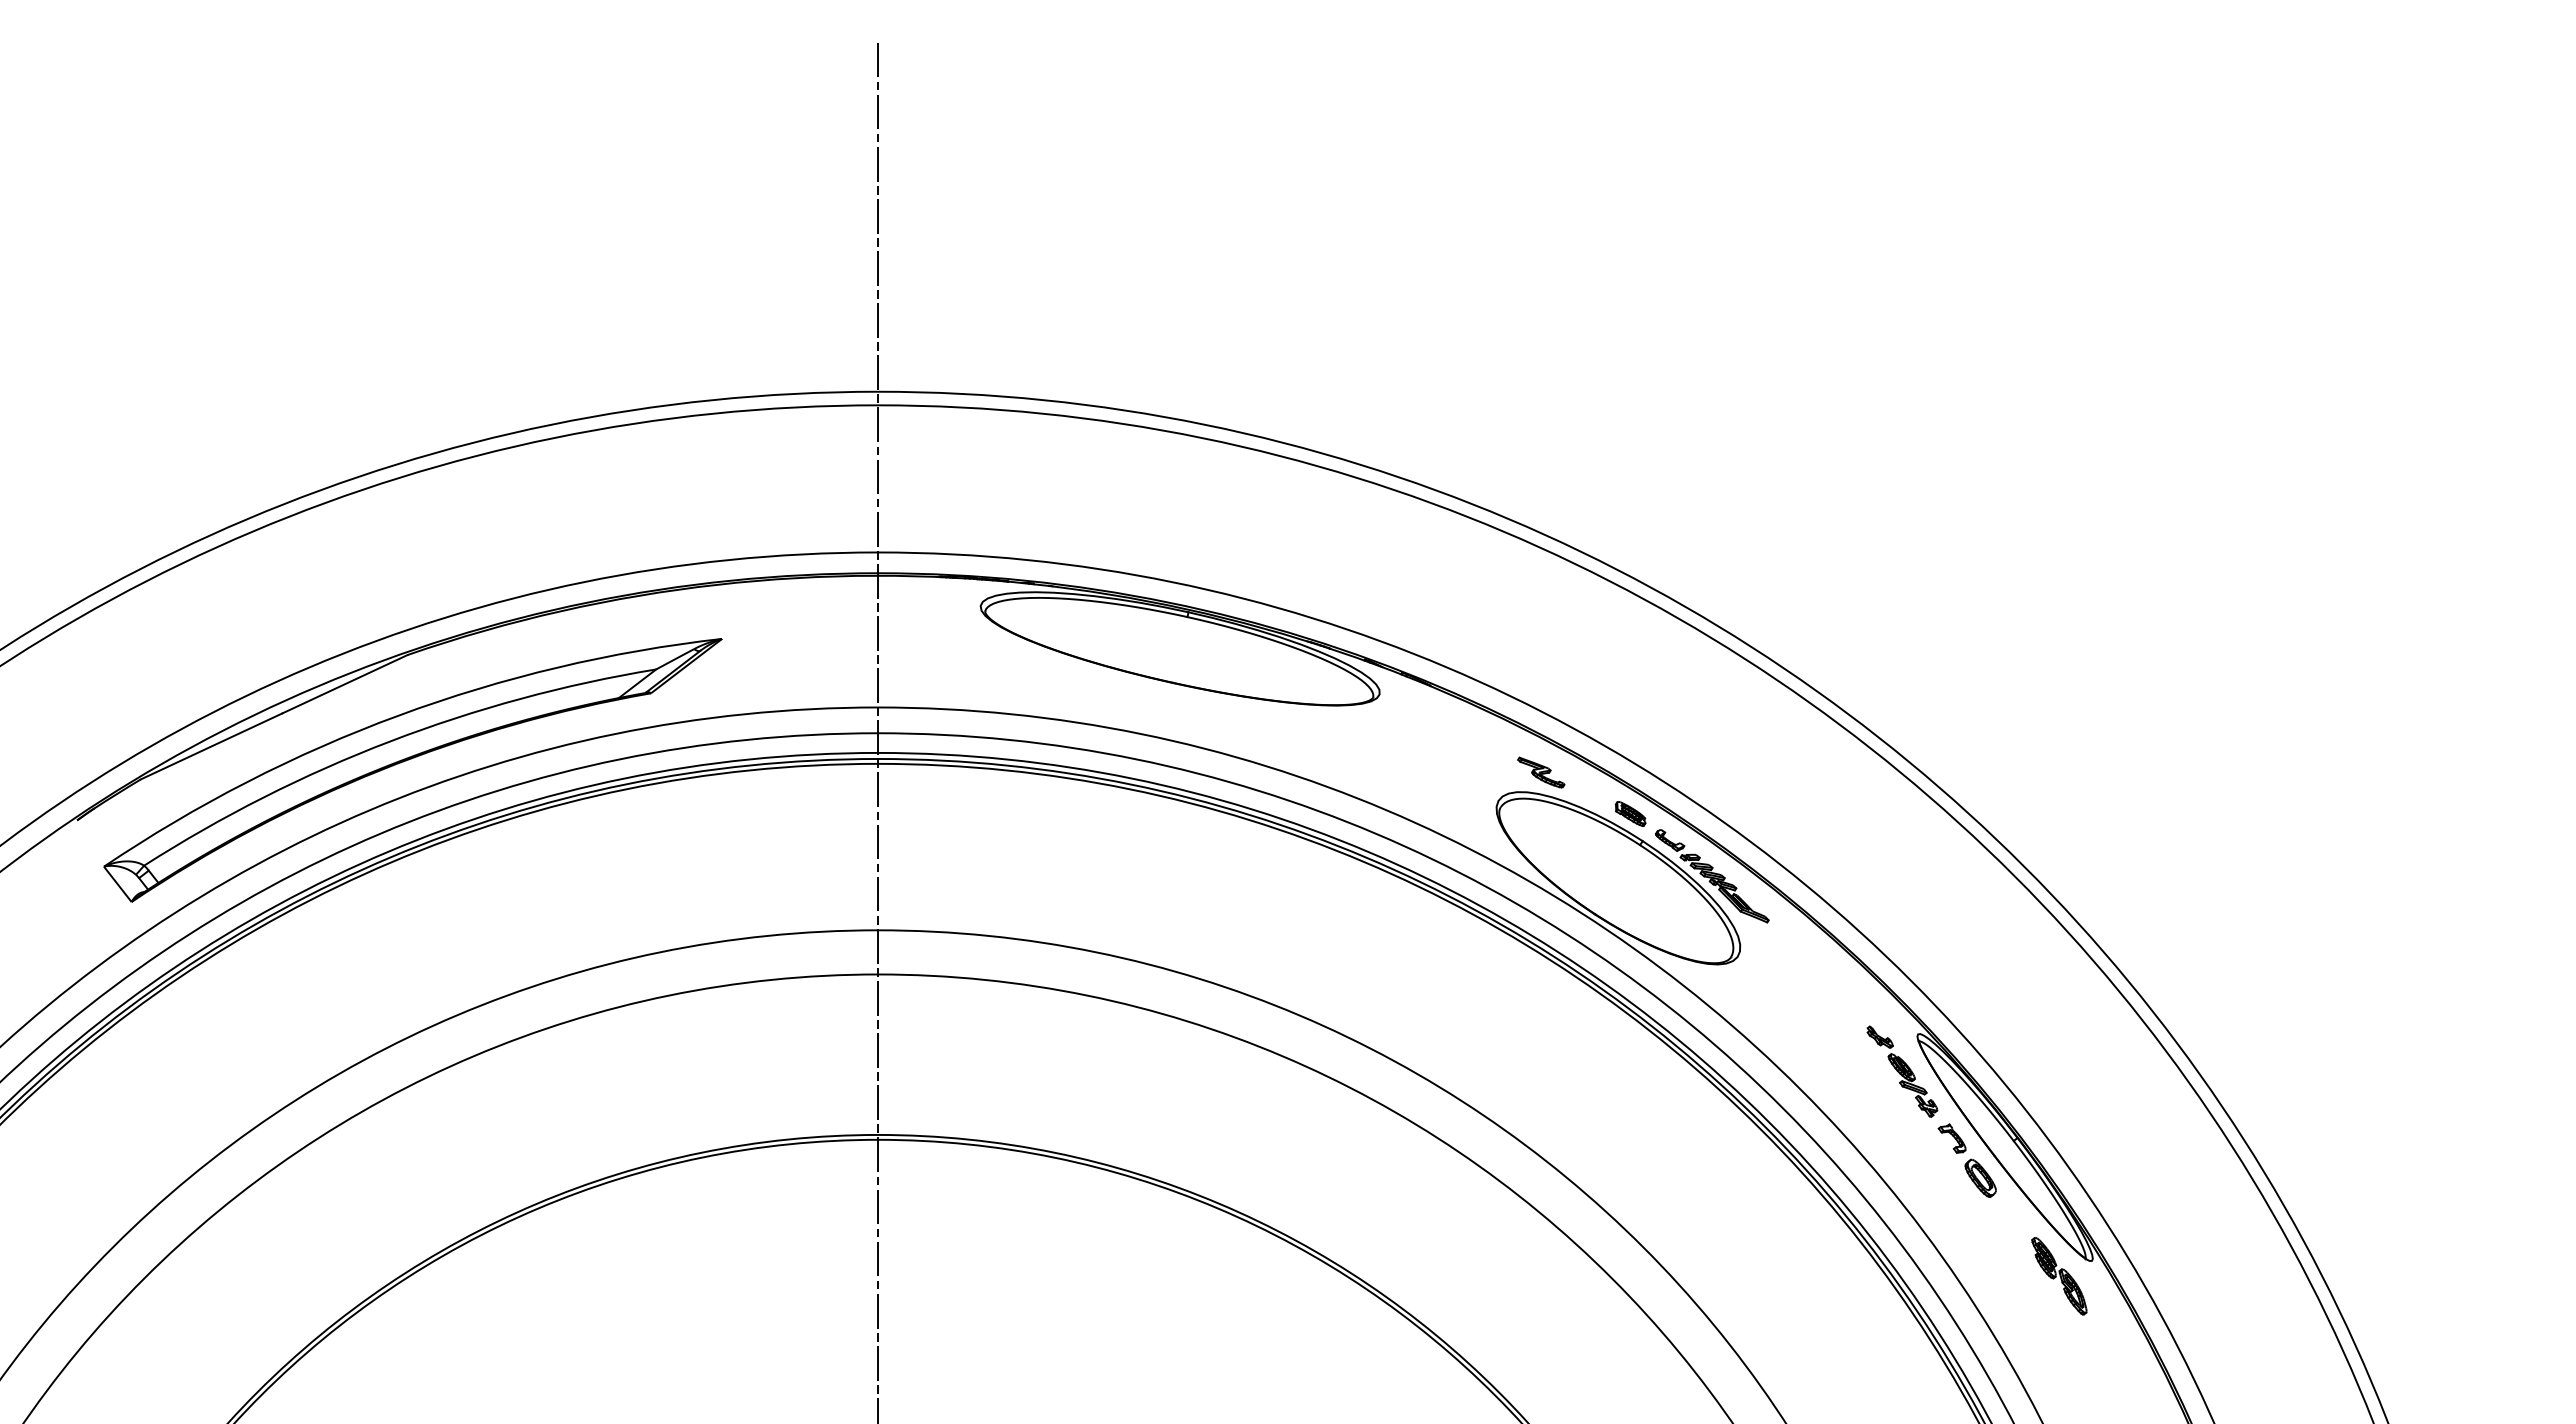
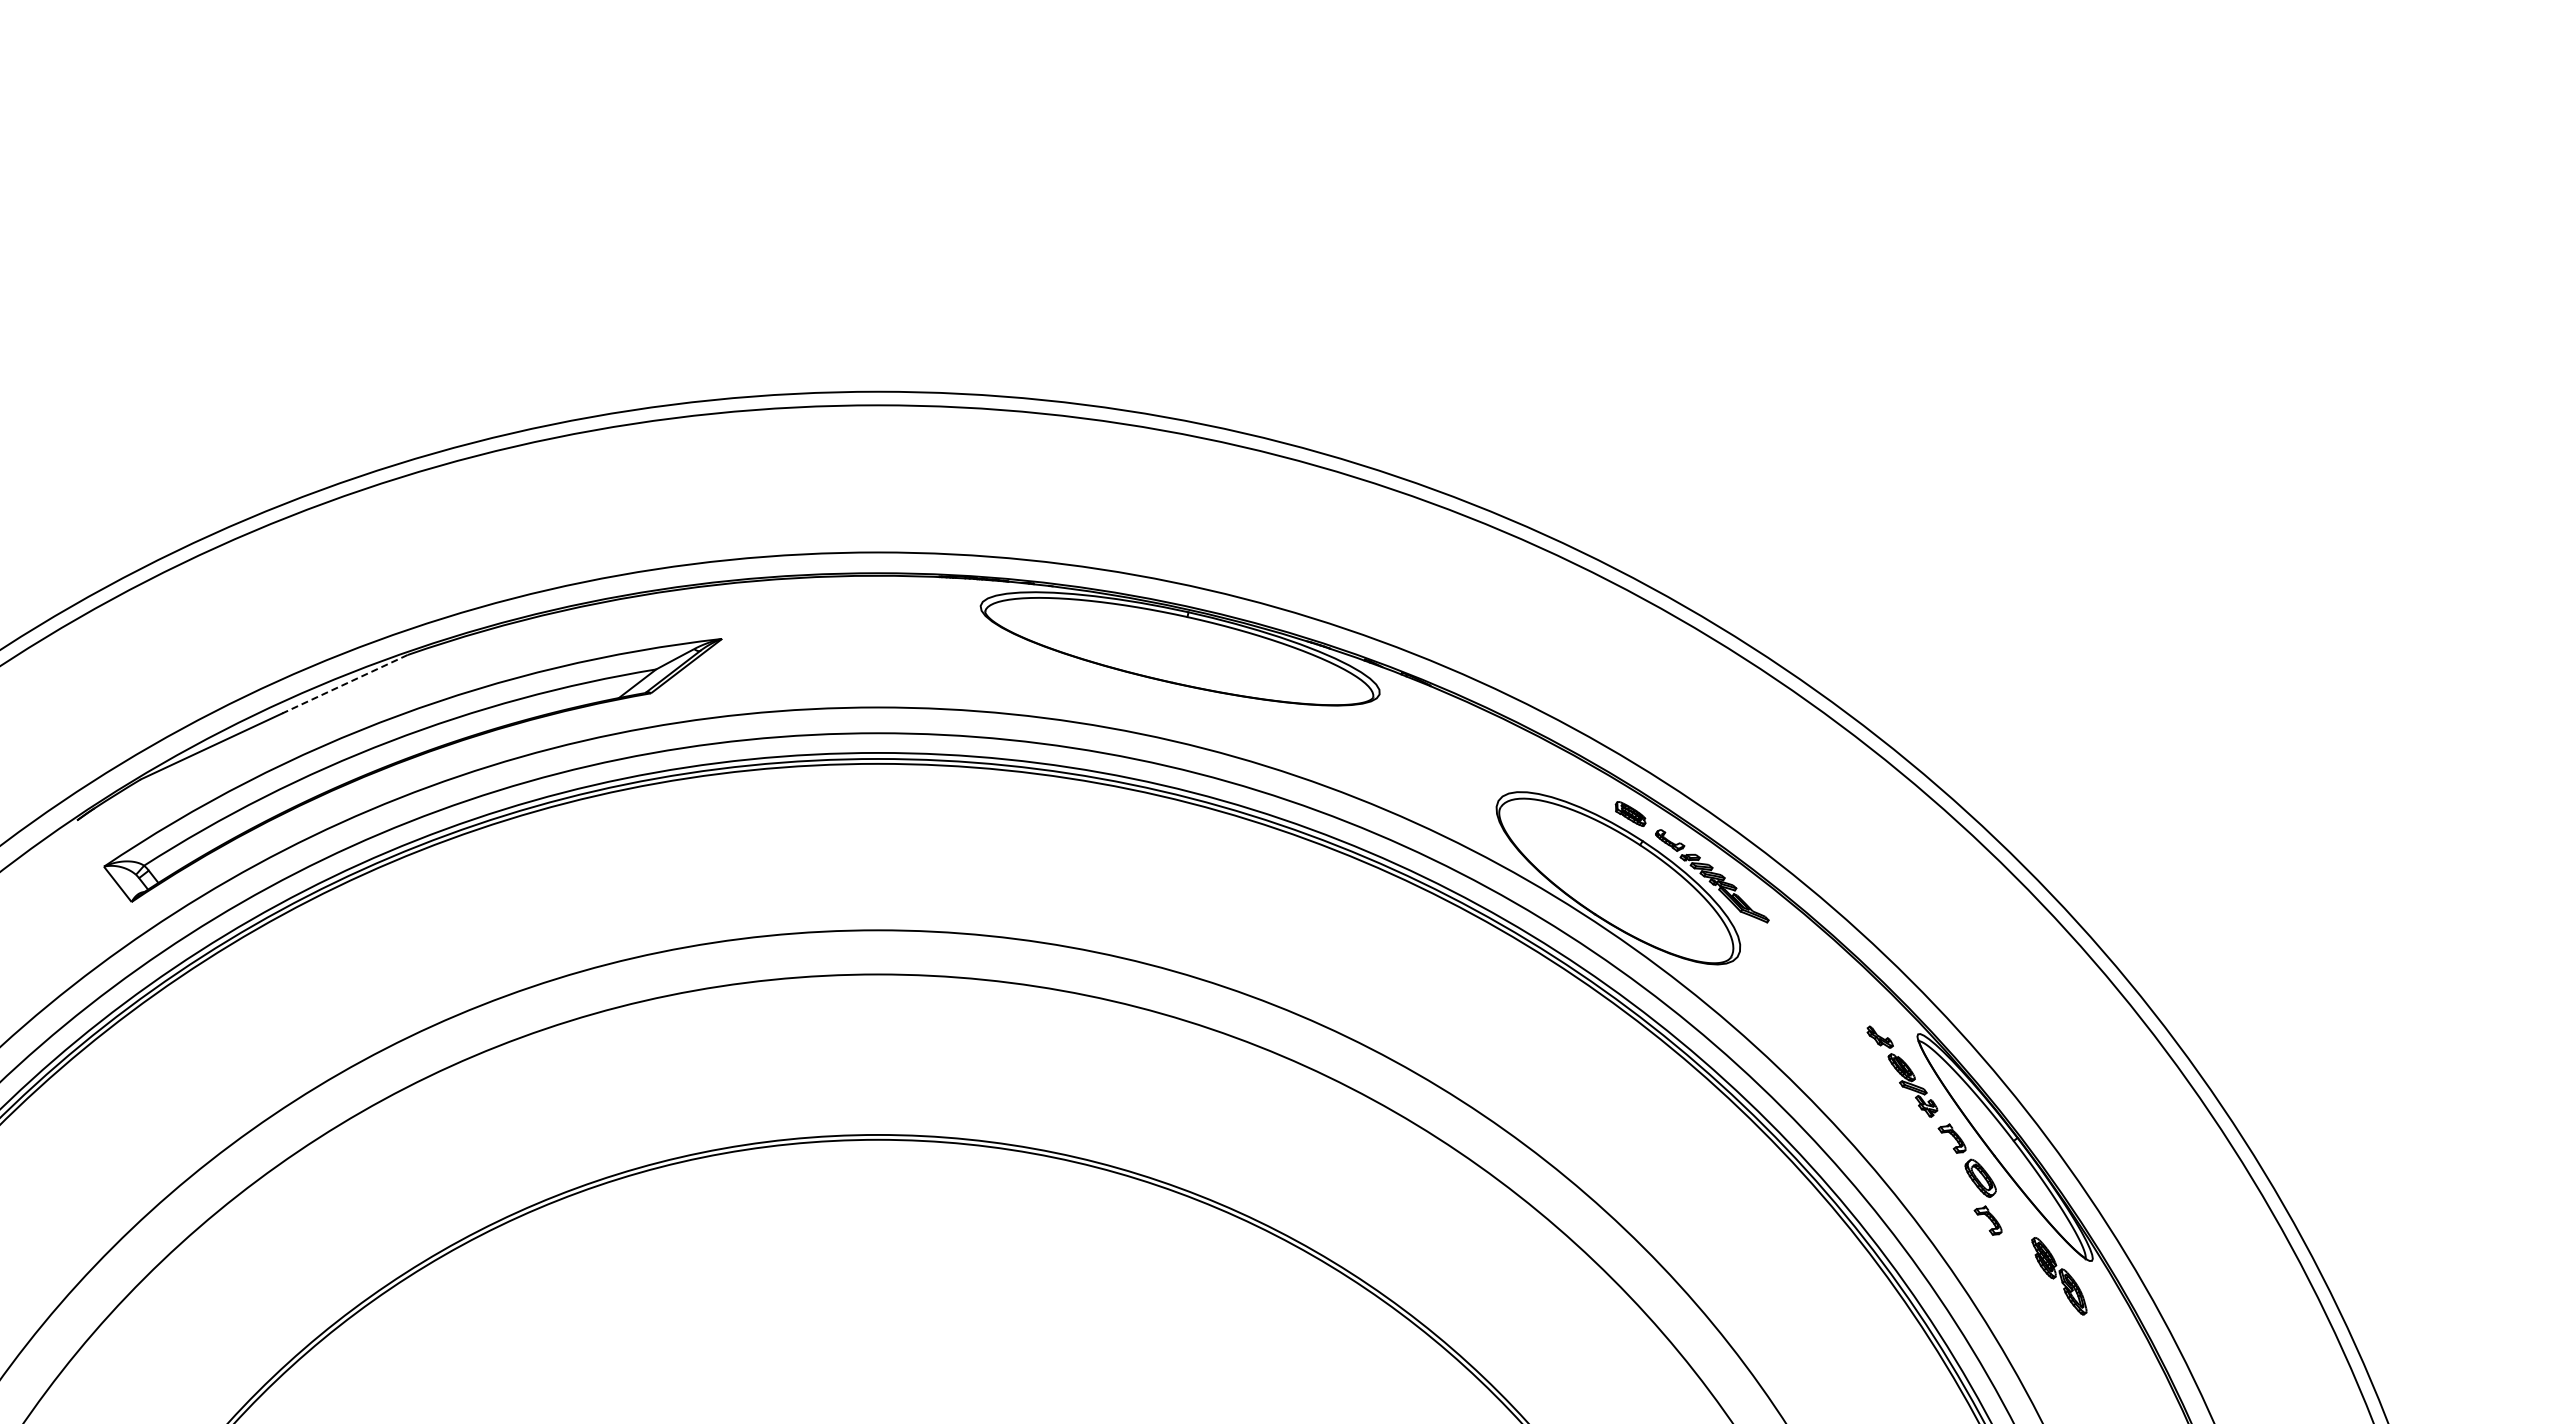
line: solid -> dashed (344, 684)
line: present -> none (878, 731)
part: present -> none (1541, 772)
part: none -> present (1987, 1220)
